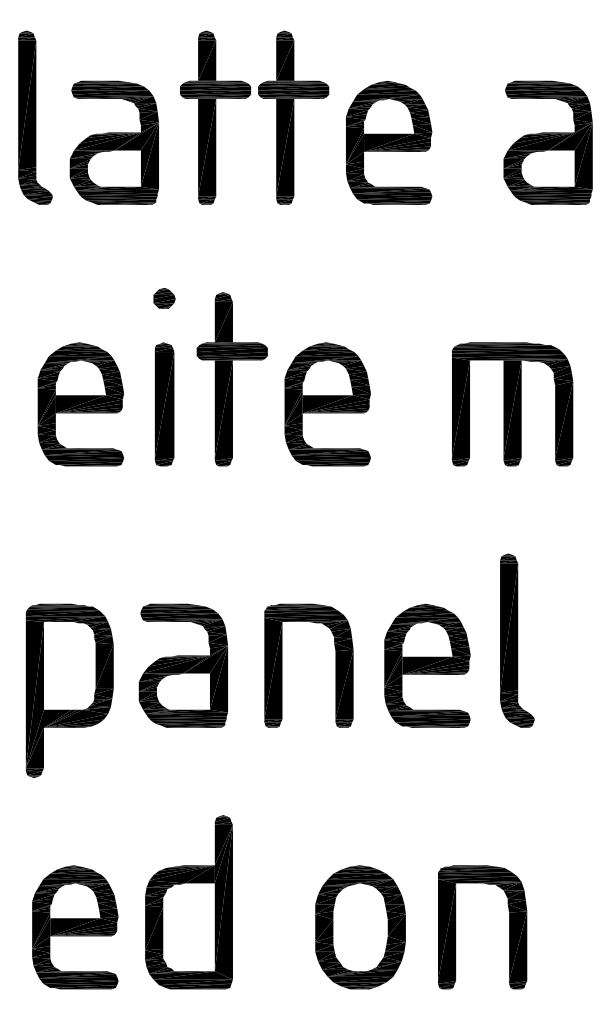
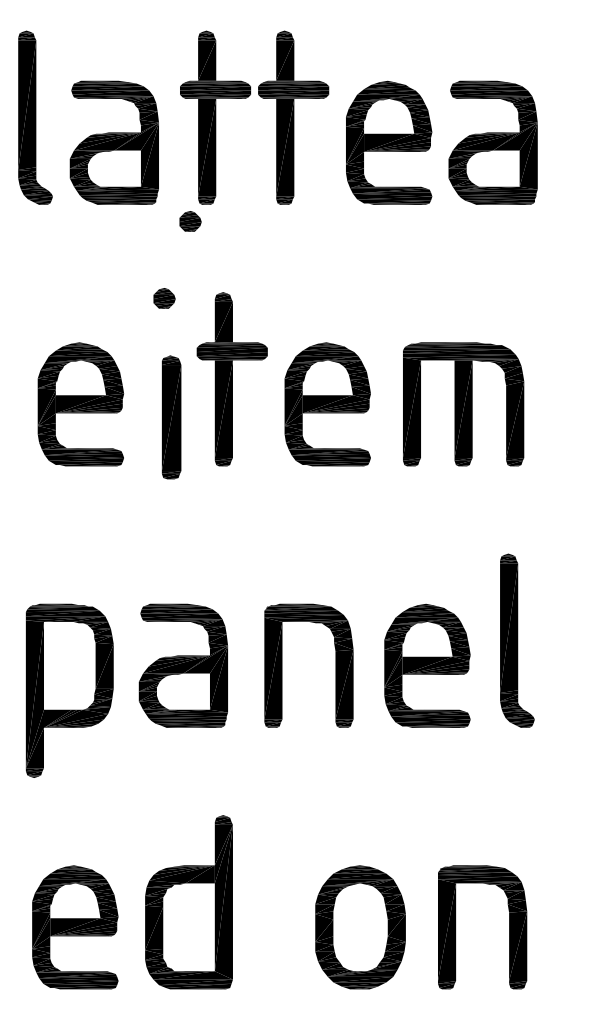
part position: (547, 142) -> (492, 142) (492, 142)
part: none -> present (190, 221)
part position: (164, 404) -> (171, 417) (171, 417)
part position: (512, 404) -> (463, 404) (463, 404)
